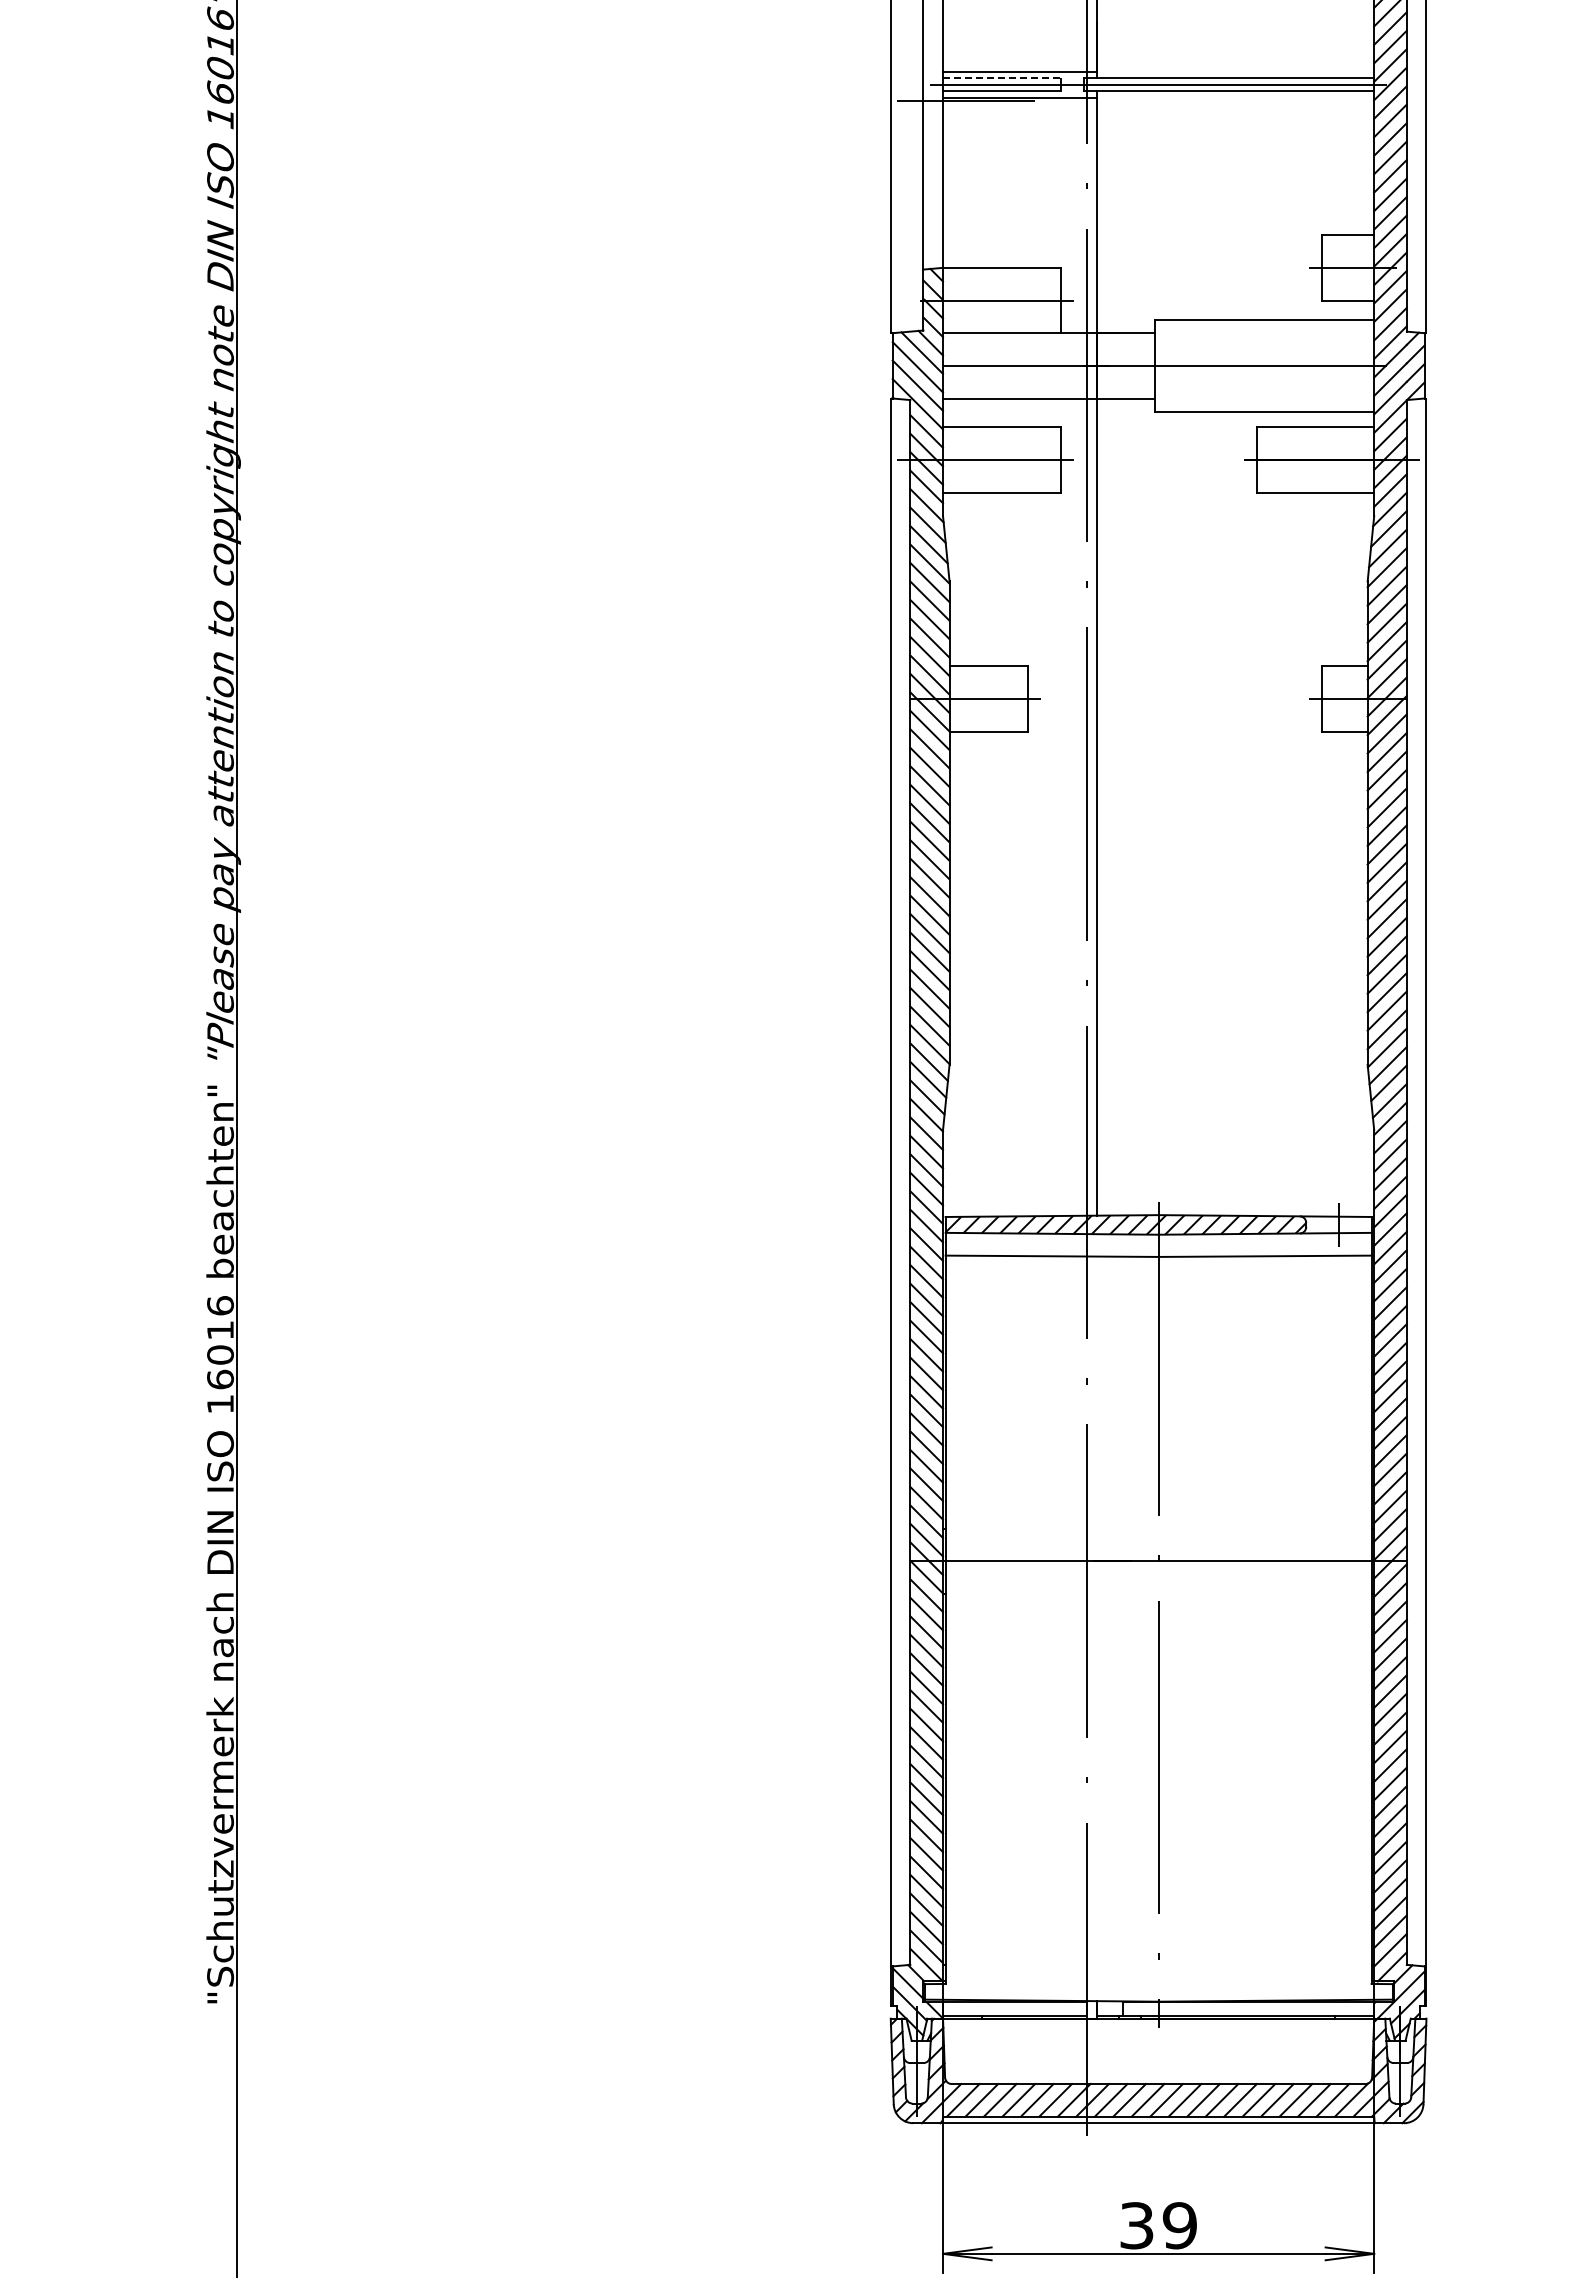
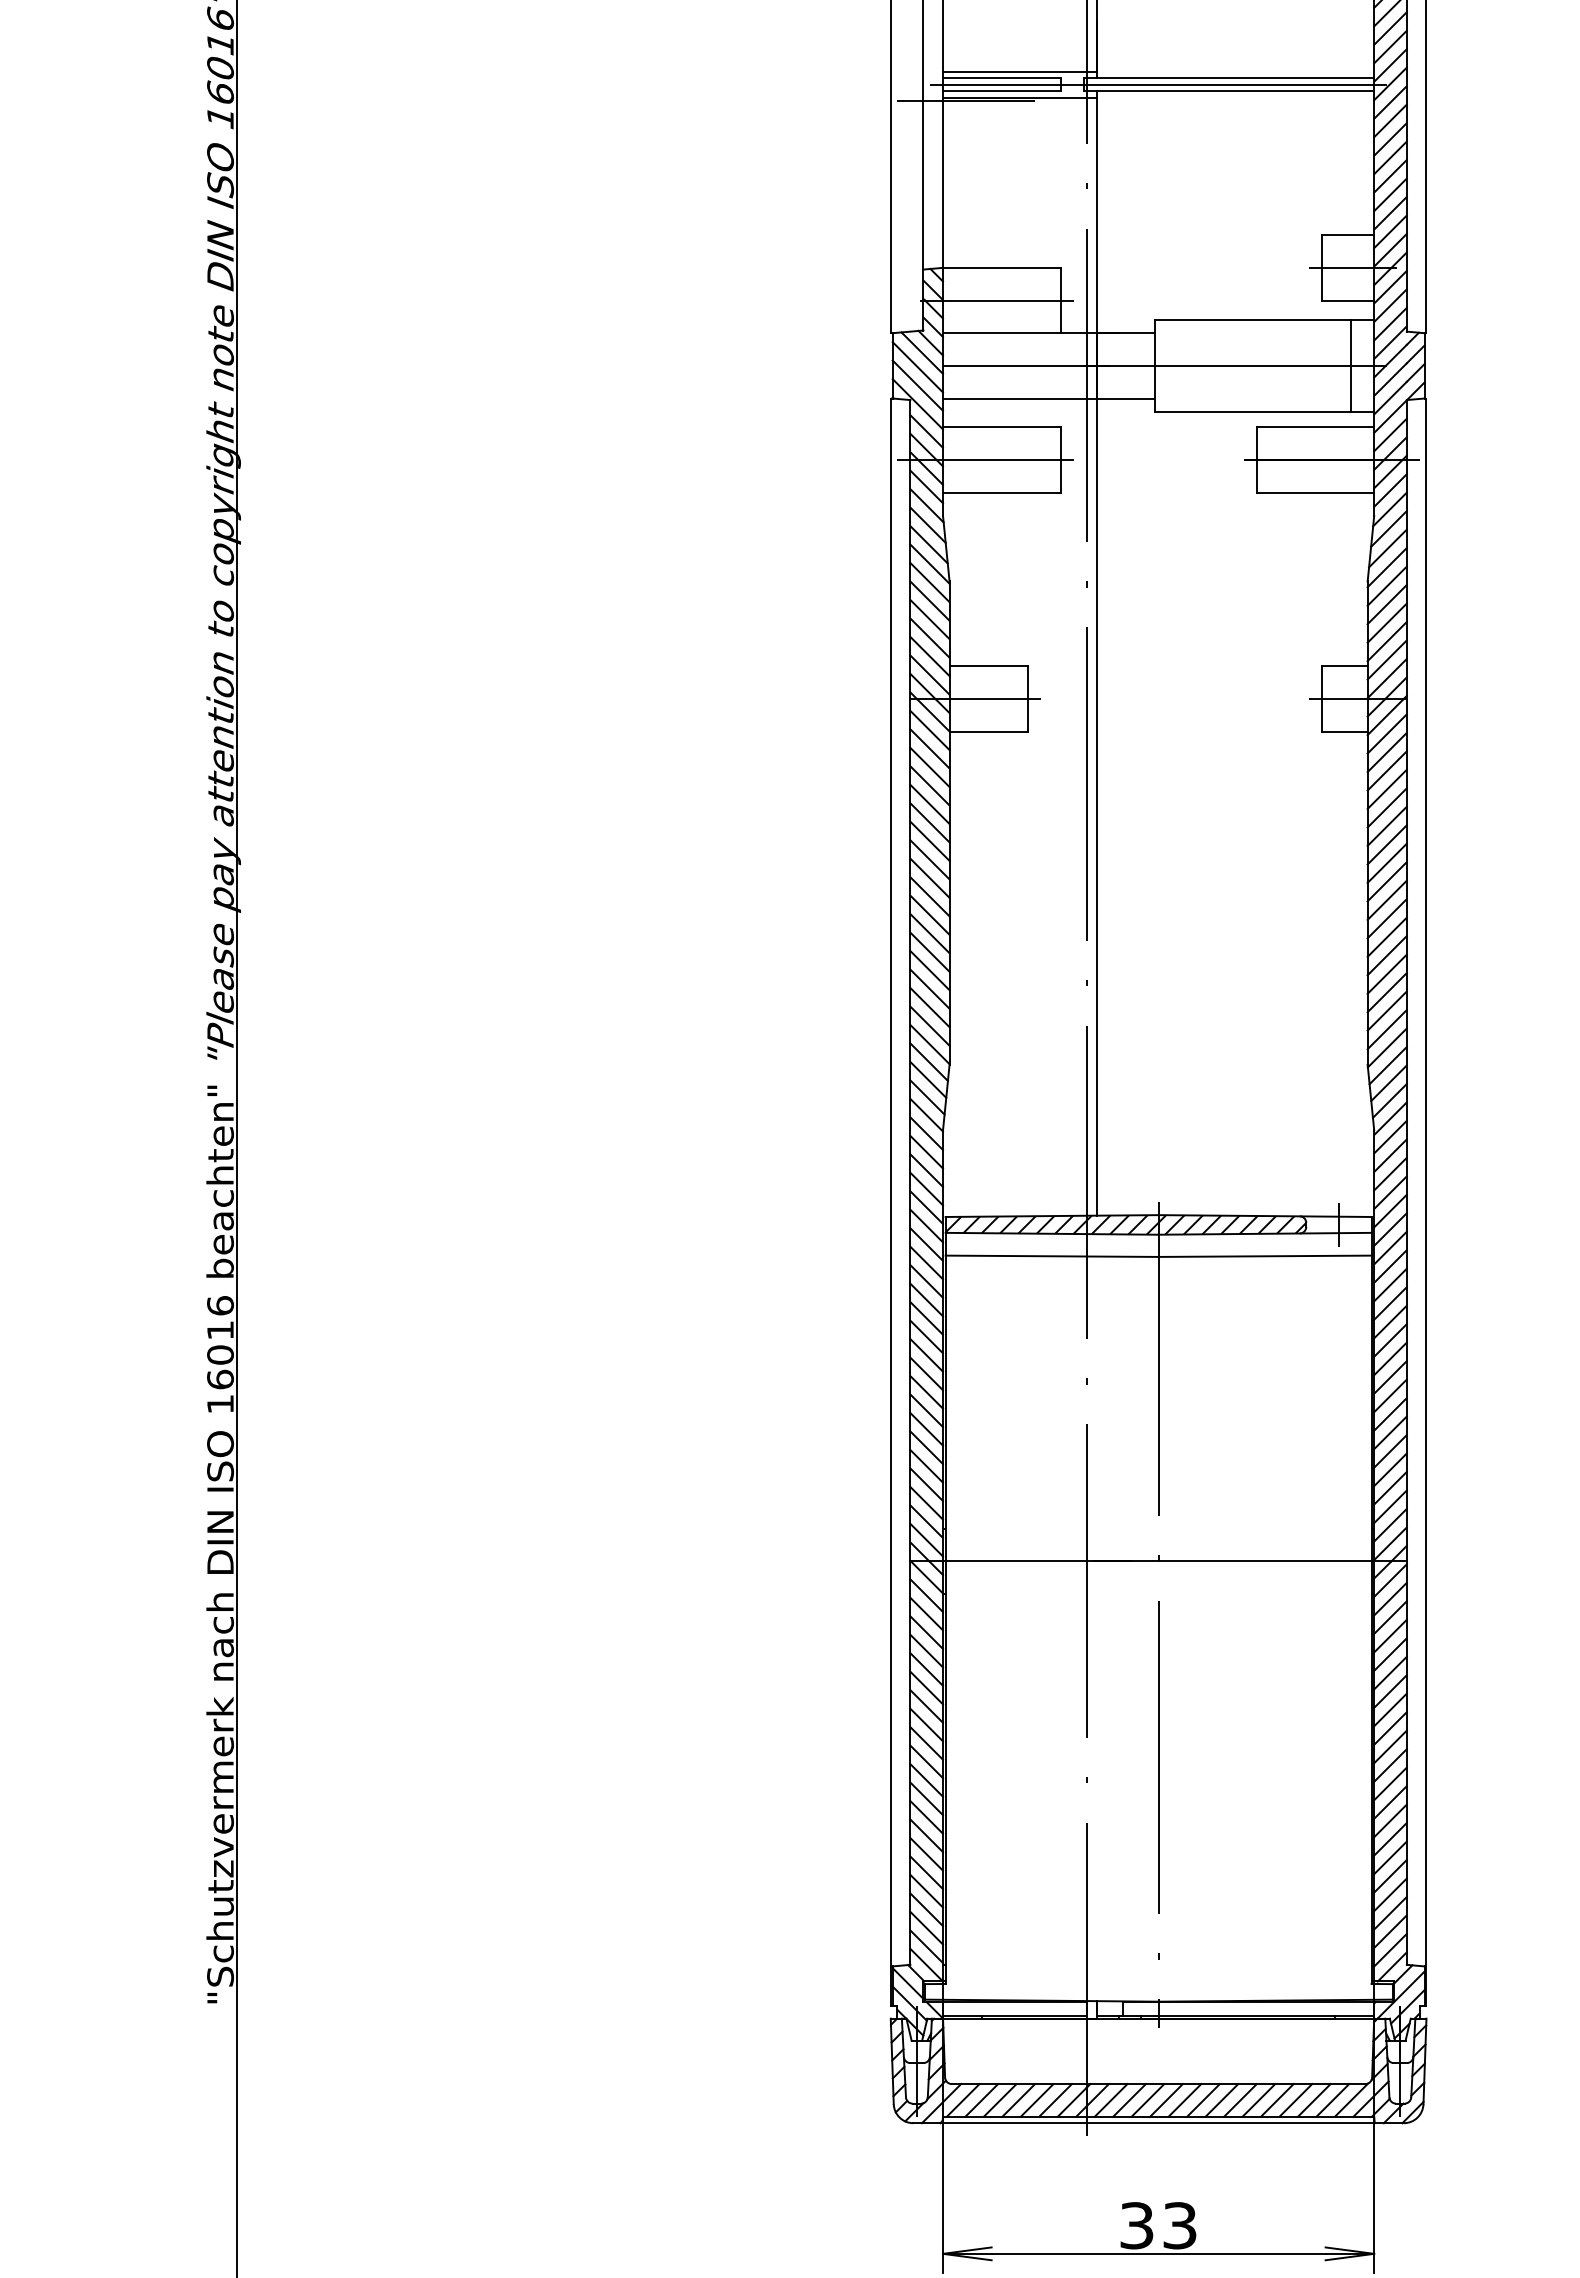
line: dashed -> solid (1001, 78)
line: none -> present (1350, 365)
text: 39 -> 33 (1179, 2225)
